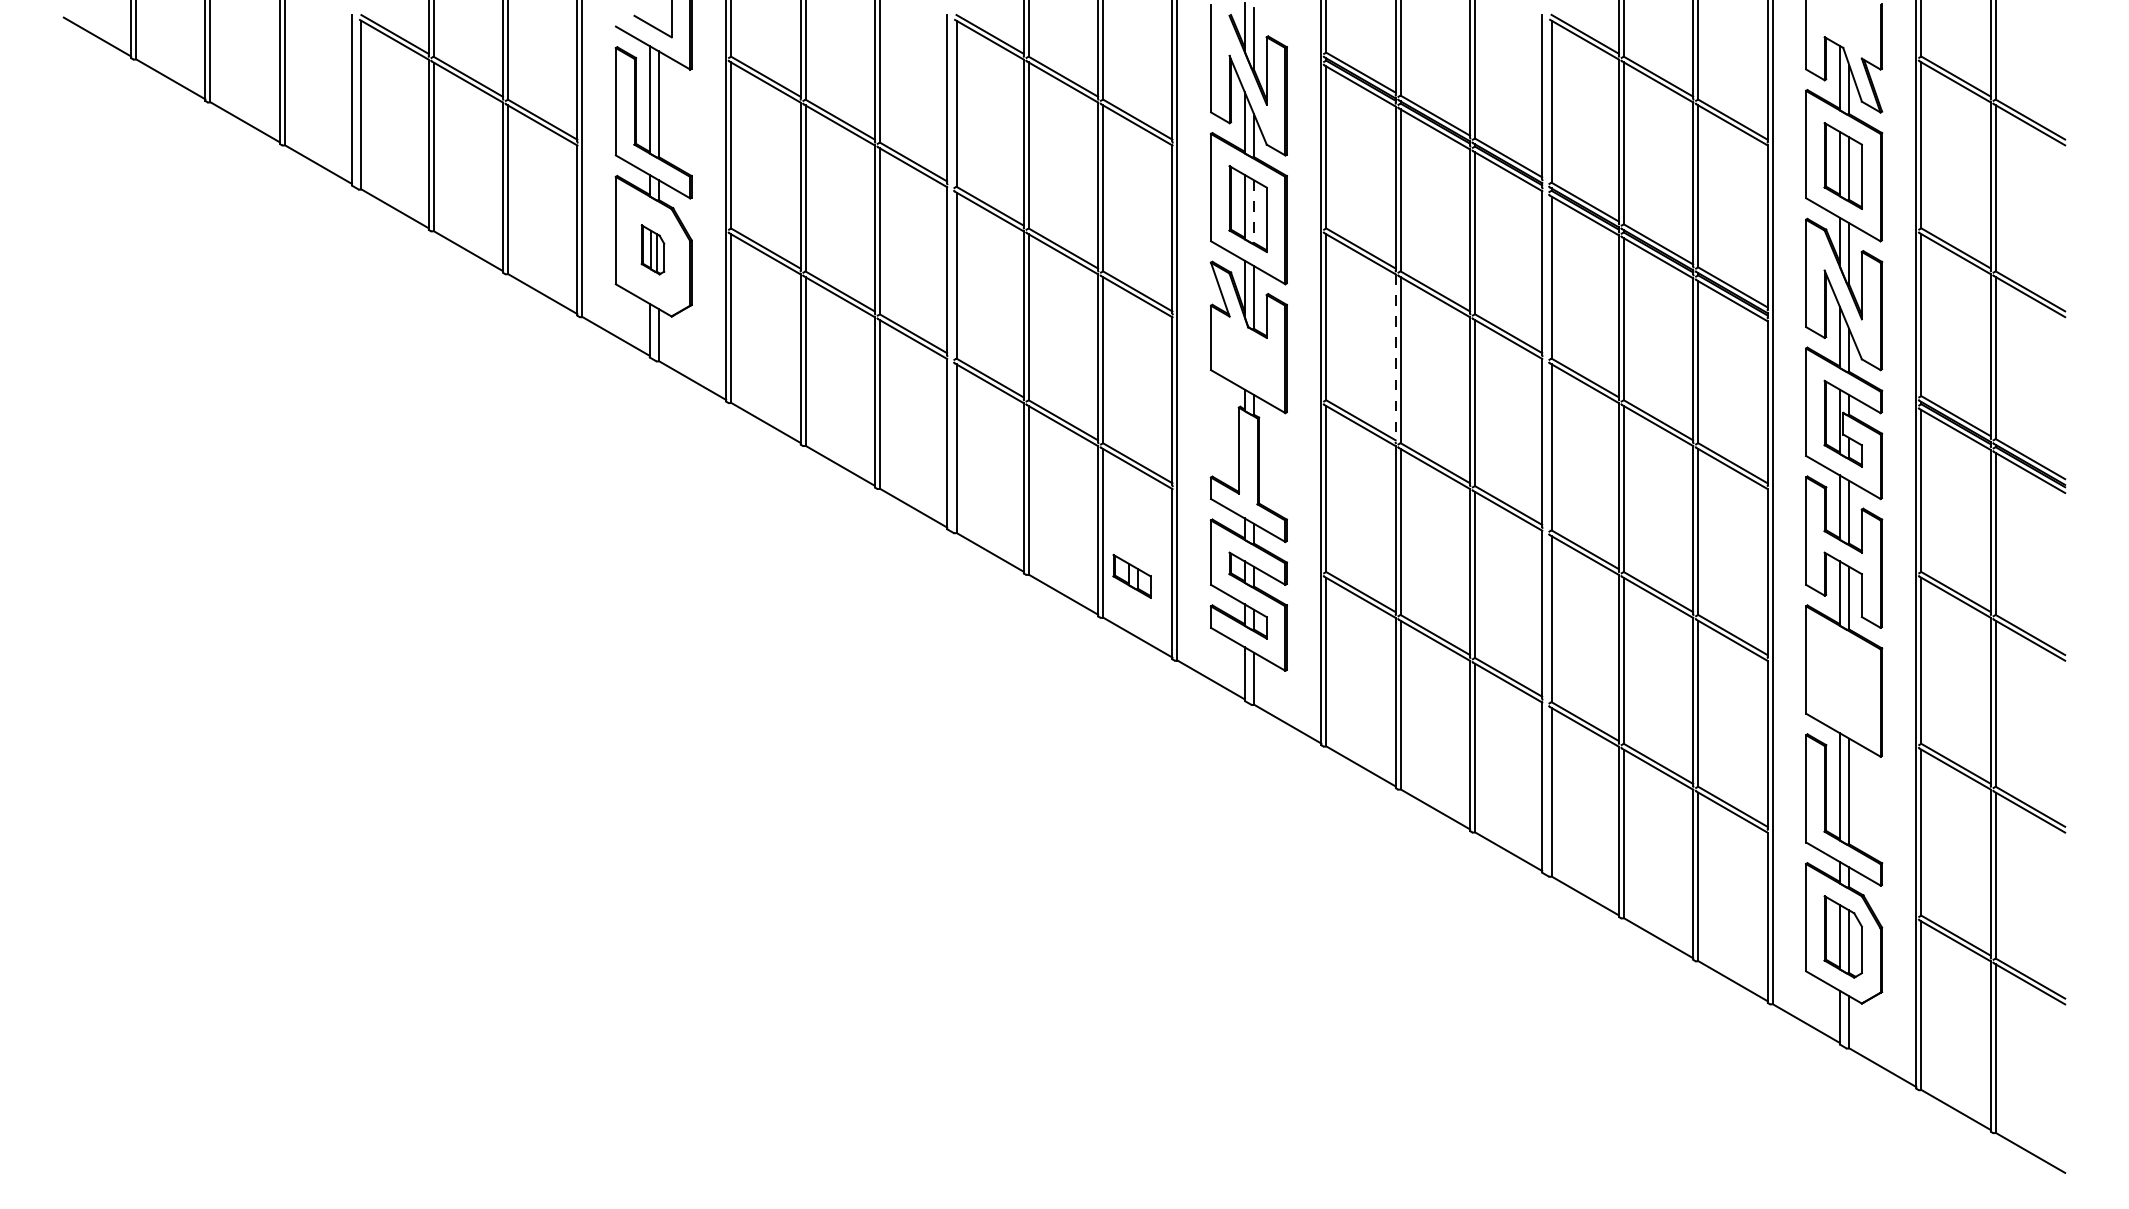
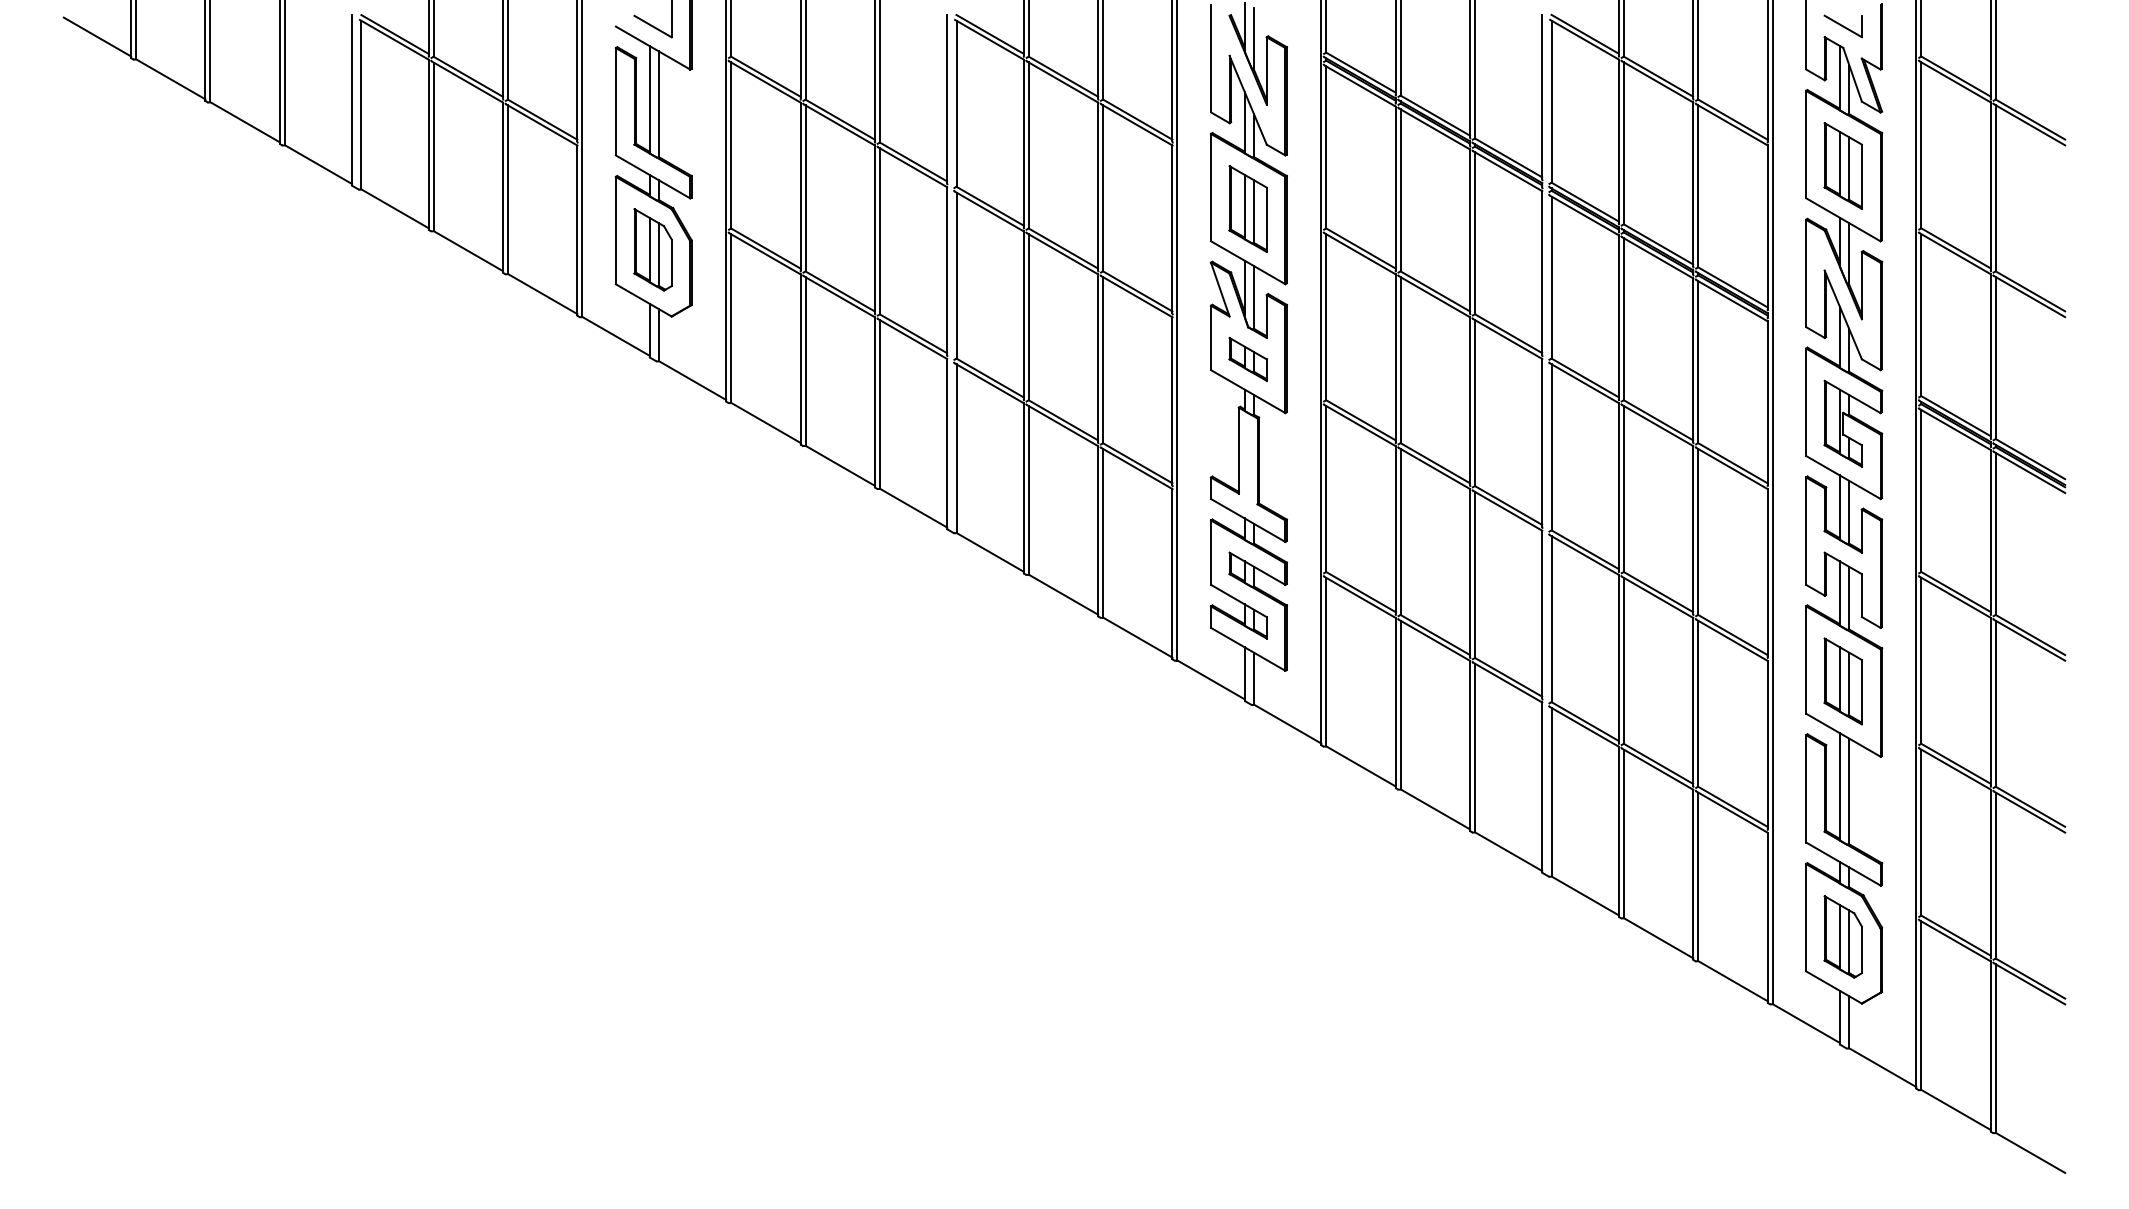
part: none -> present (1842, 26)
line: dashed -> solid (1254, 212)
part size: 26x52 px -> 40x84 px (652, 249)
line: dashed -> solid (1395, 358)
part position: (1131, 575) -> (1247, 358) (1247, 358)
part: none -> present (1842, 681)
